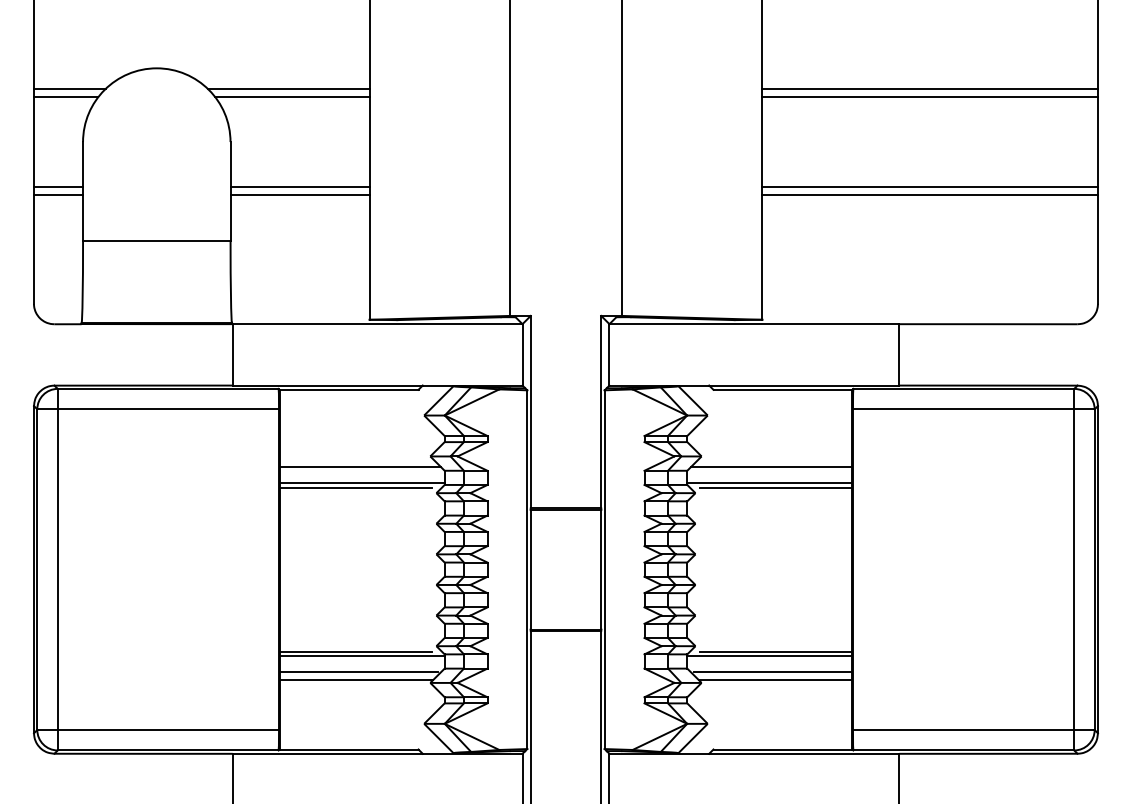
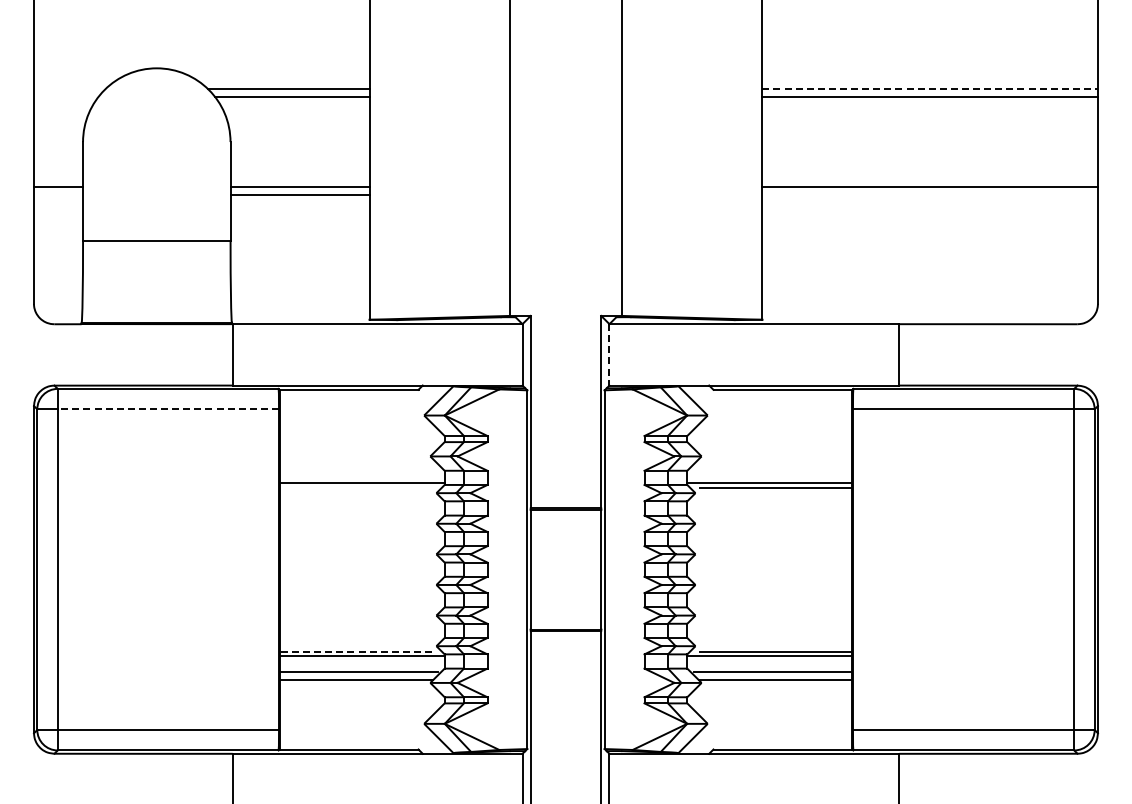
line: present -> none (69, 88)
line: solid -> dashed (930, 88)
line: present -> none (65, 97)
line: present -> none (58, 195)
line: present -> none (930, 195)
line: solid -> dashed (609, 354)
line: solid -> dashed (168, 409)
line: present -> none (360, 467)
line: present -> none (771, 467)
line: present -> none (355, 487)
line: solid -> dashed (355, 651)
